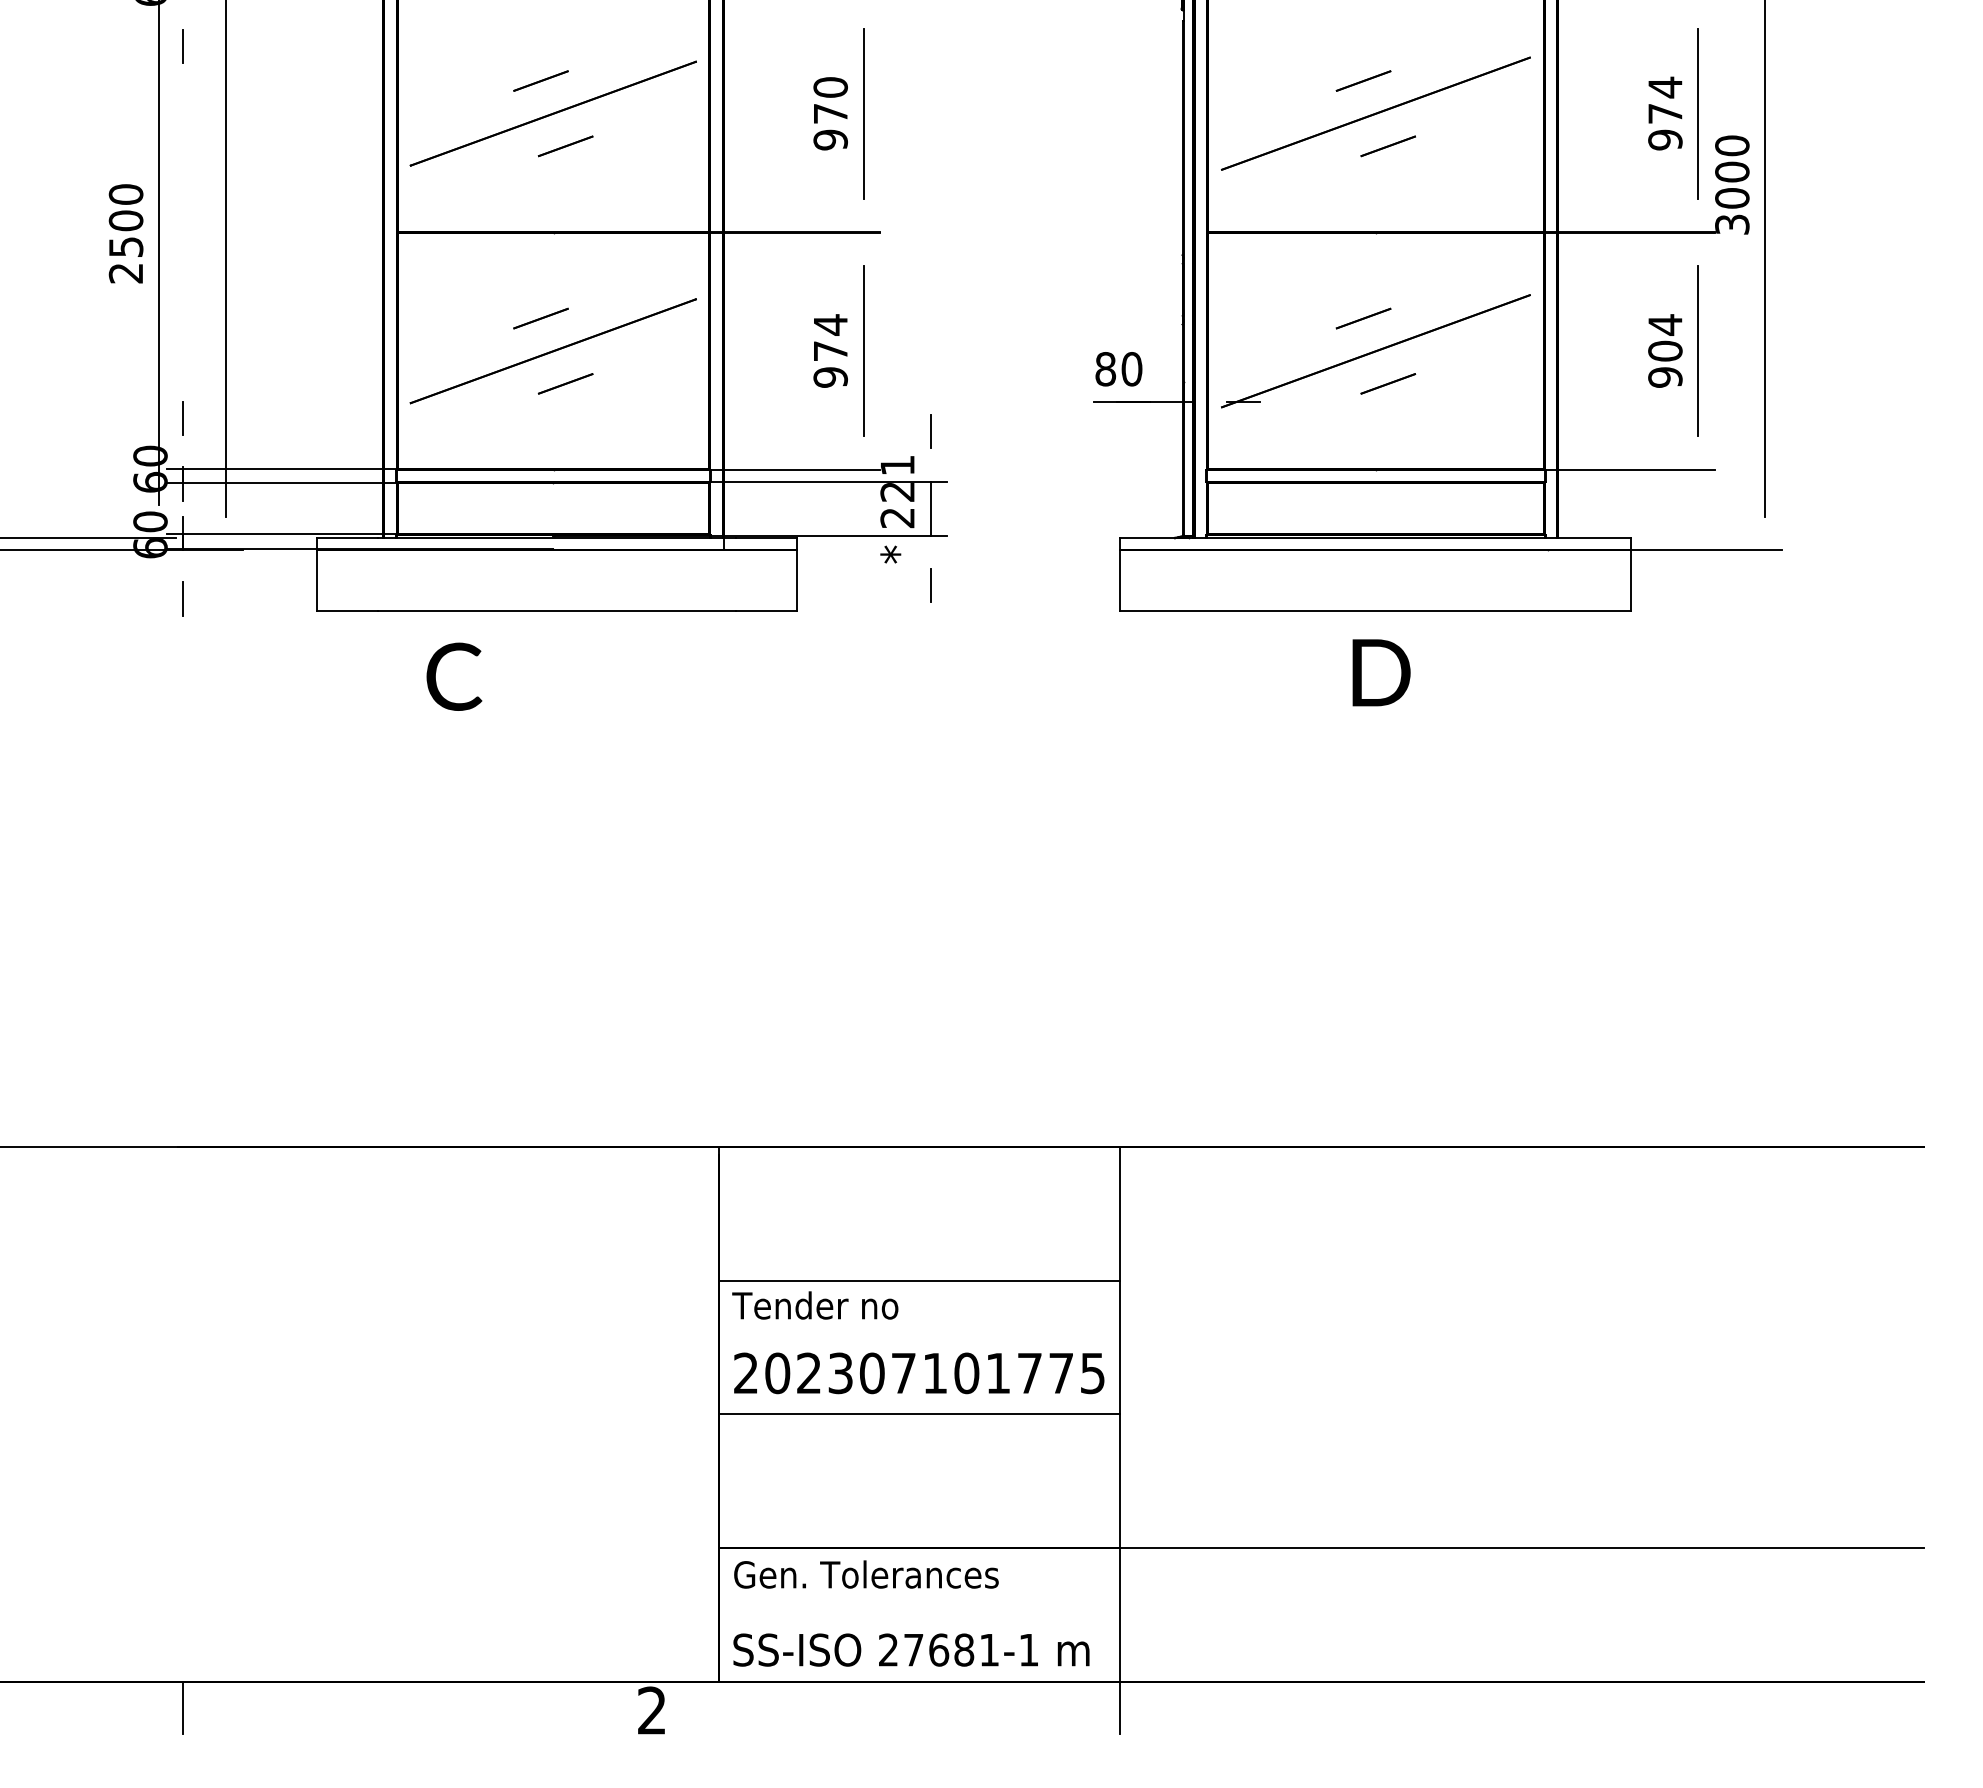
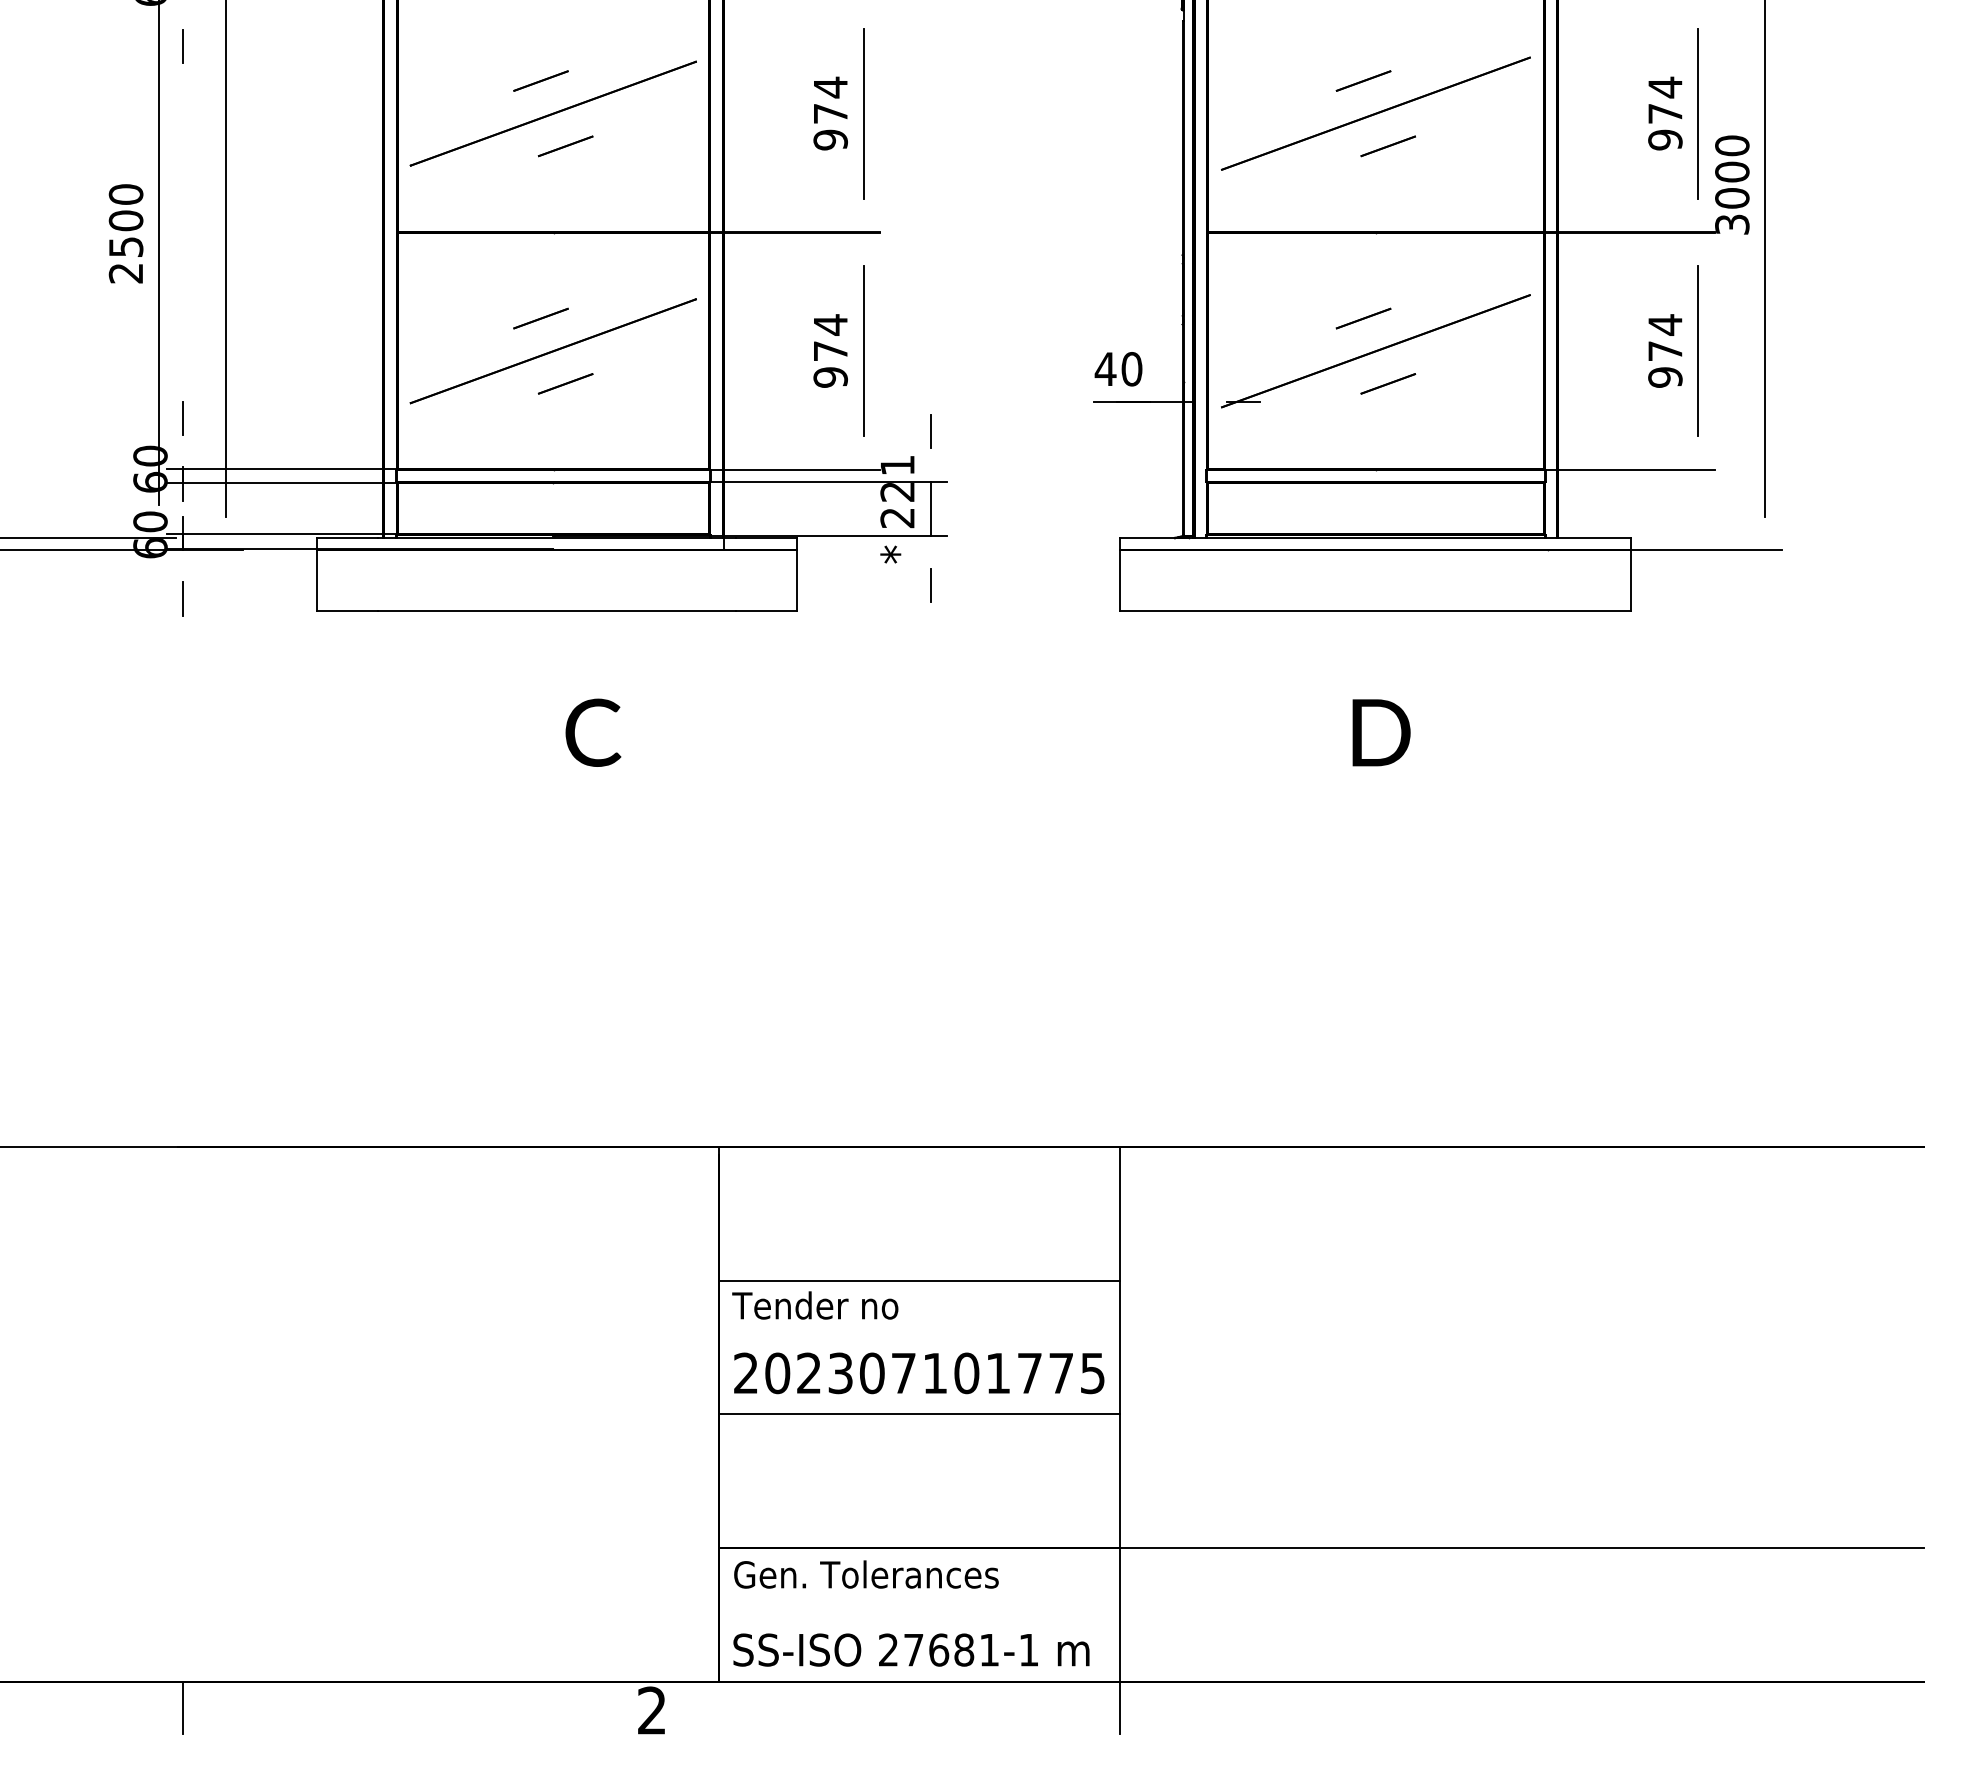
text: 970 -> 974 (830, 87)
text: 904 -> 974 (1665, 350)
text: 80 -> 40 (1105, 369)
text position: (1381, 672) -> (1381, 732) (1381, 732)
text position: (454, 676) -> (593, 732) (593, 732)
